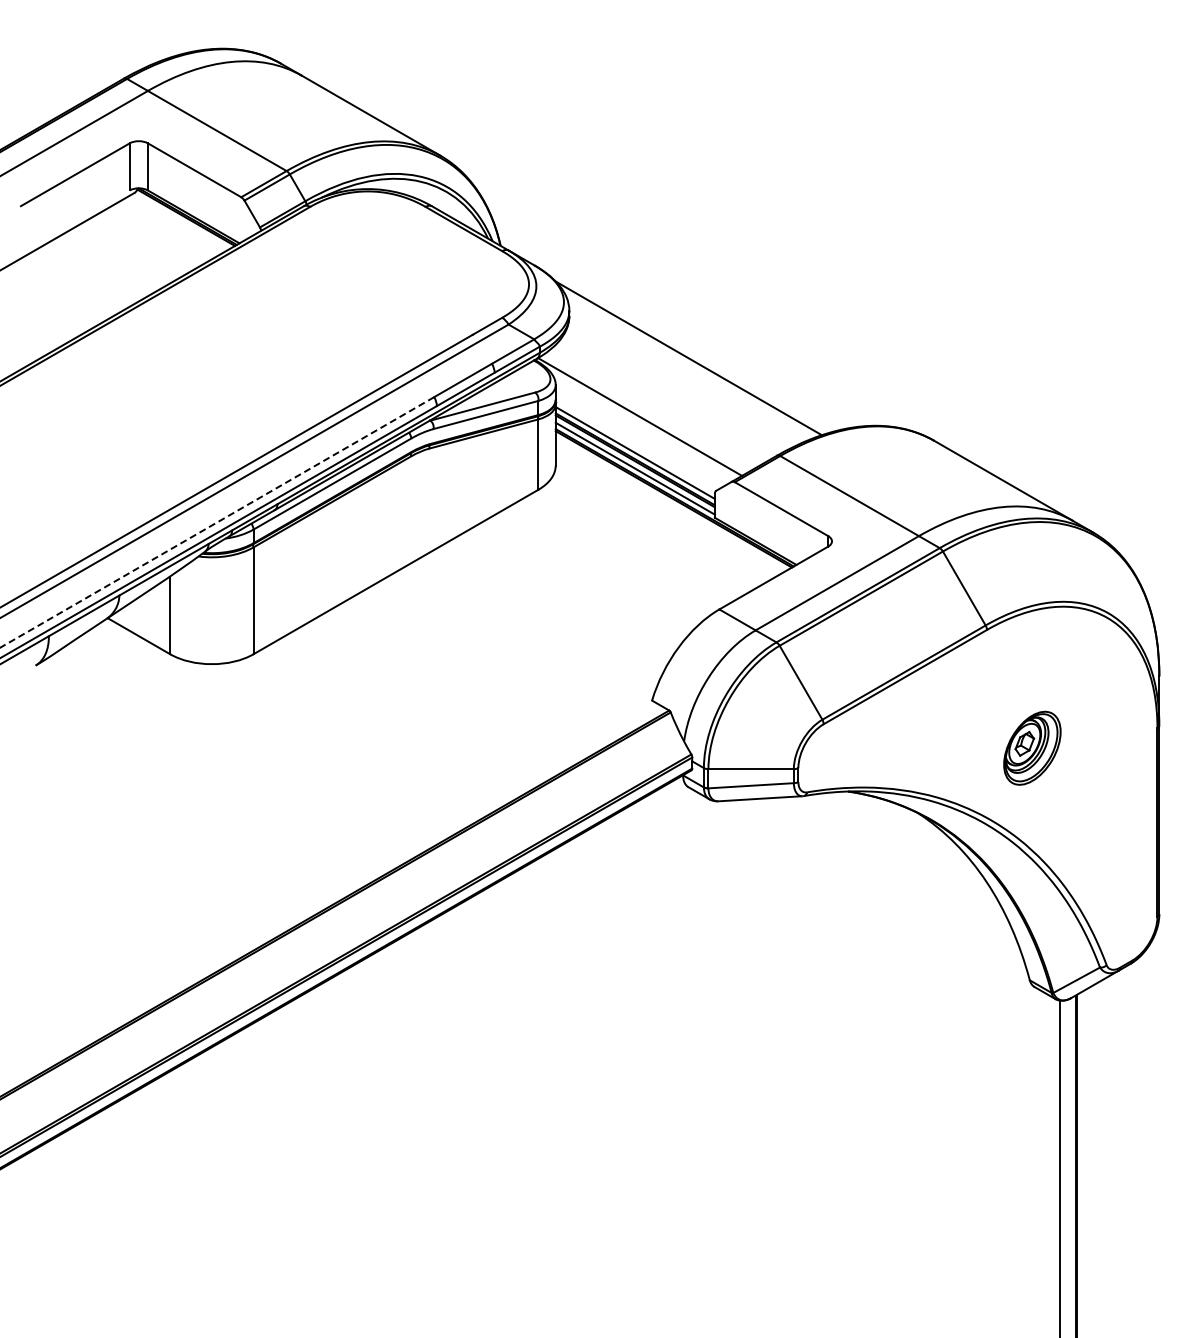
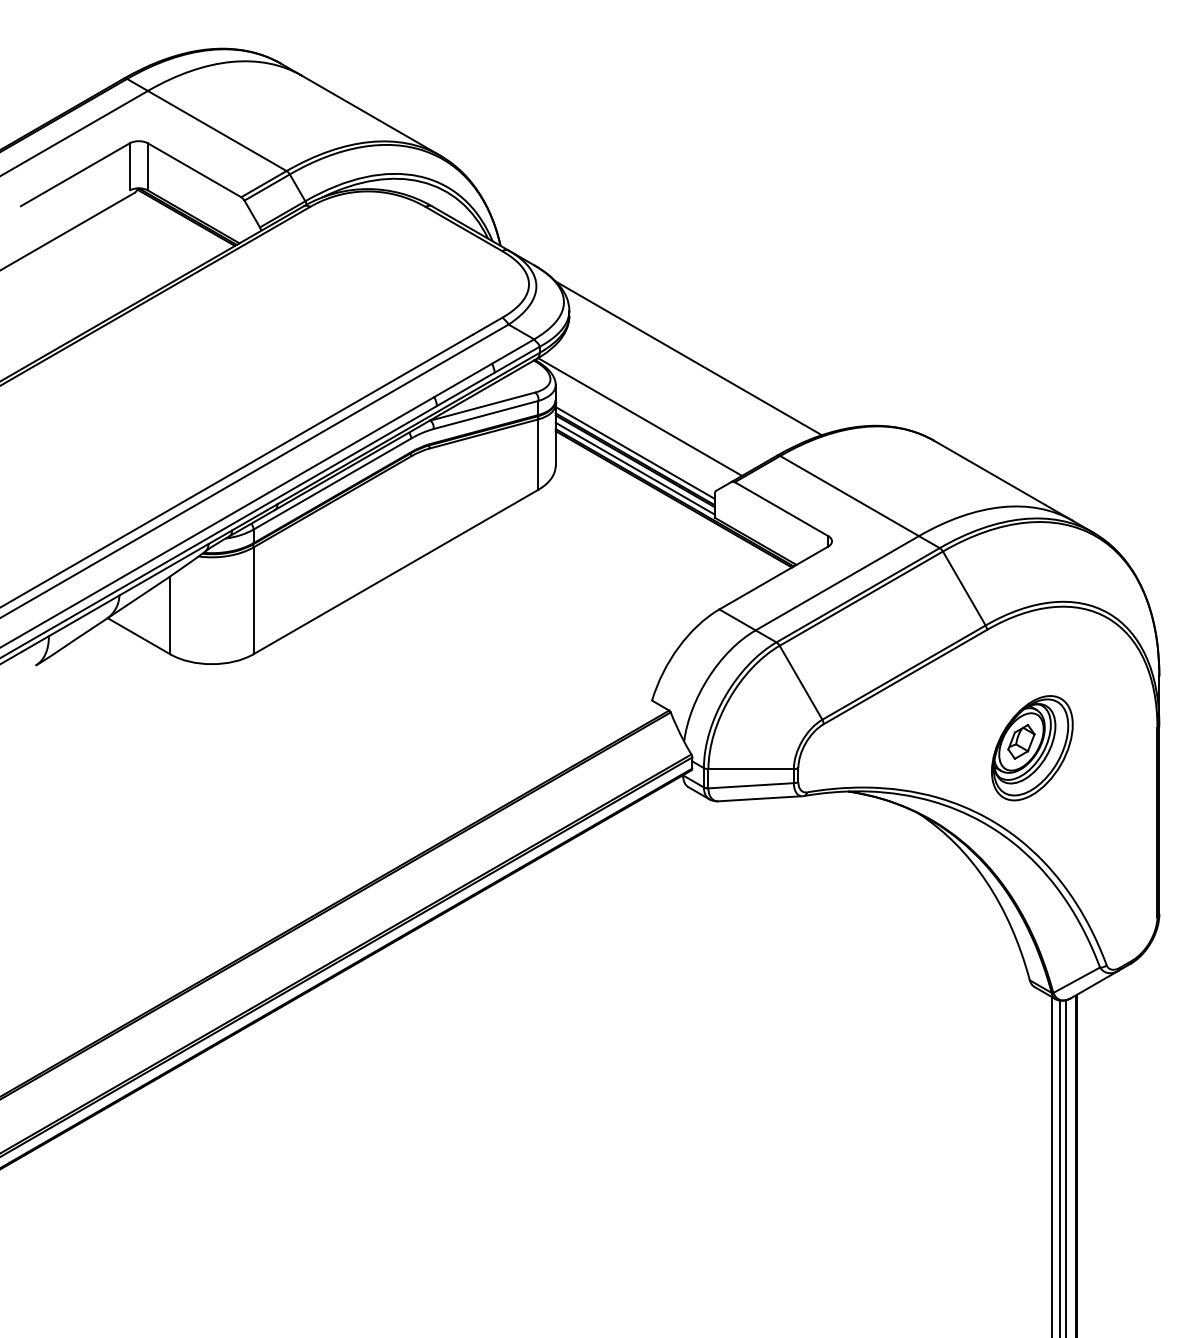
line: dashed -> solid (217, 522)
part size: 59x76 px -> 83x107 px (1032, 748)
line: none -> present (1052, 1165)
line: none -> present (1065, 1167)
